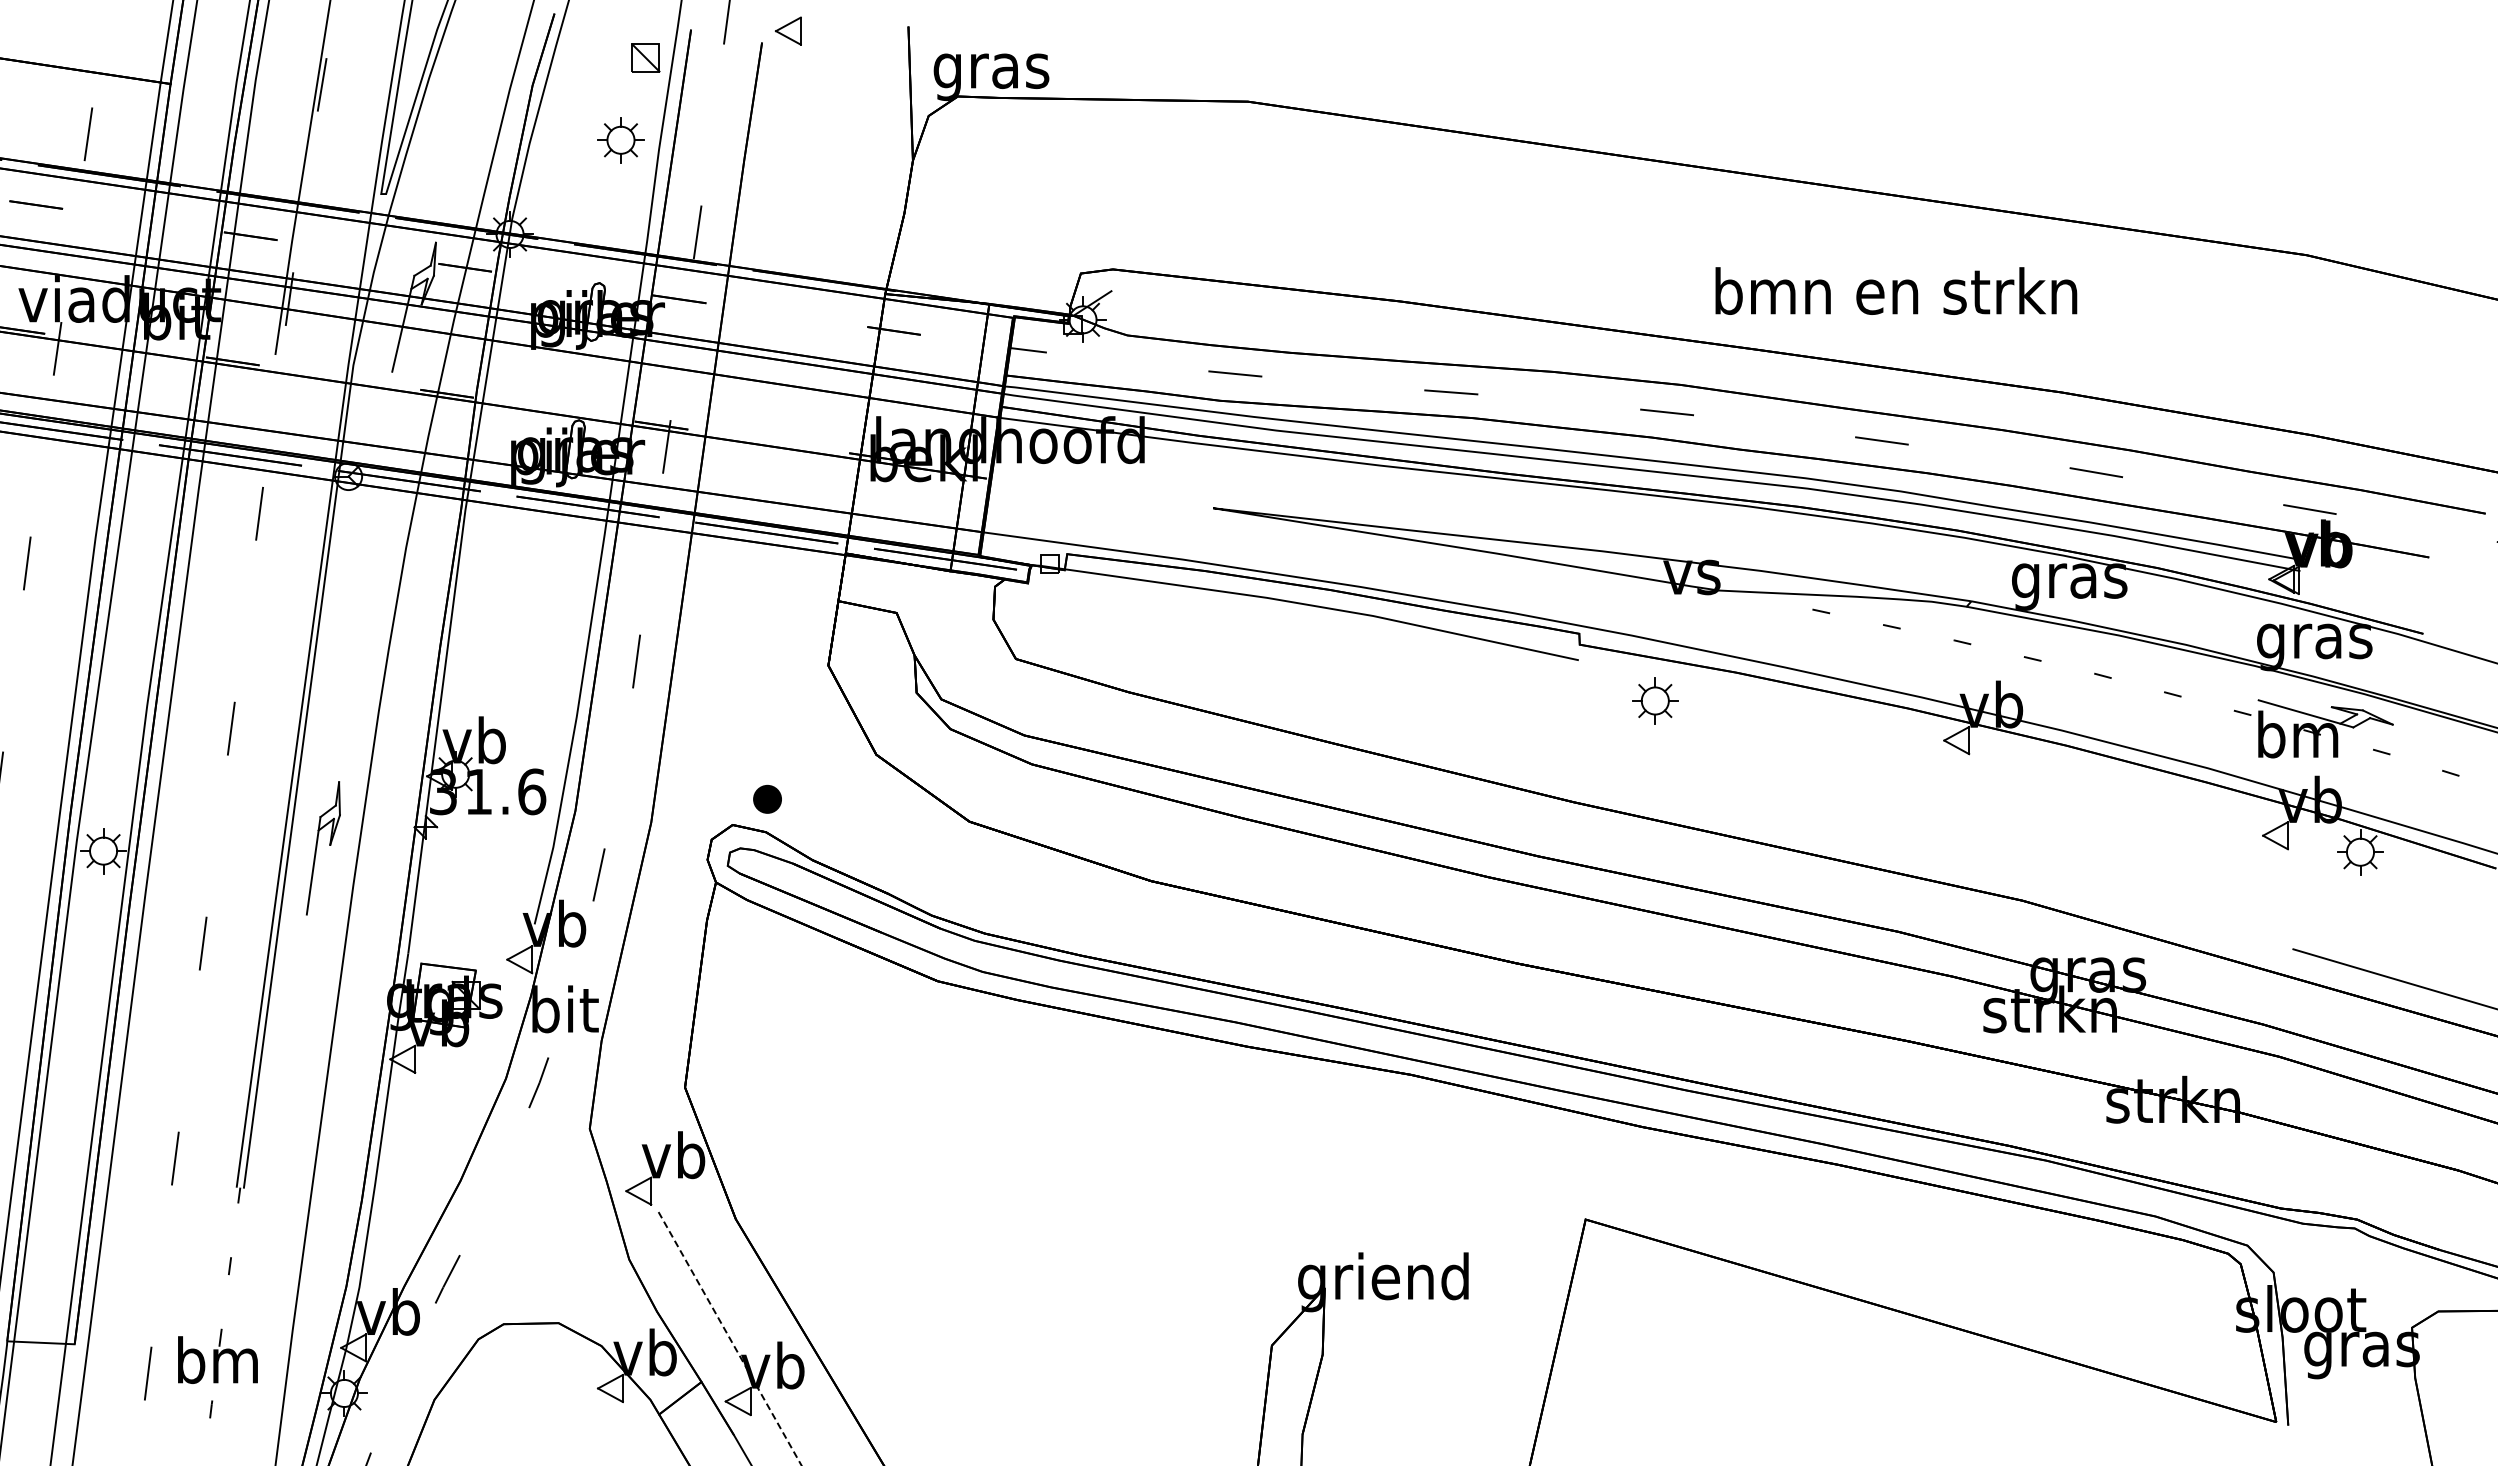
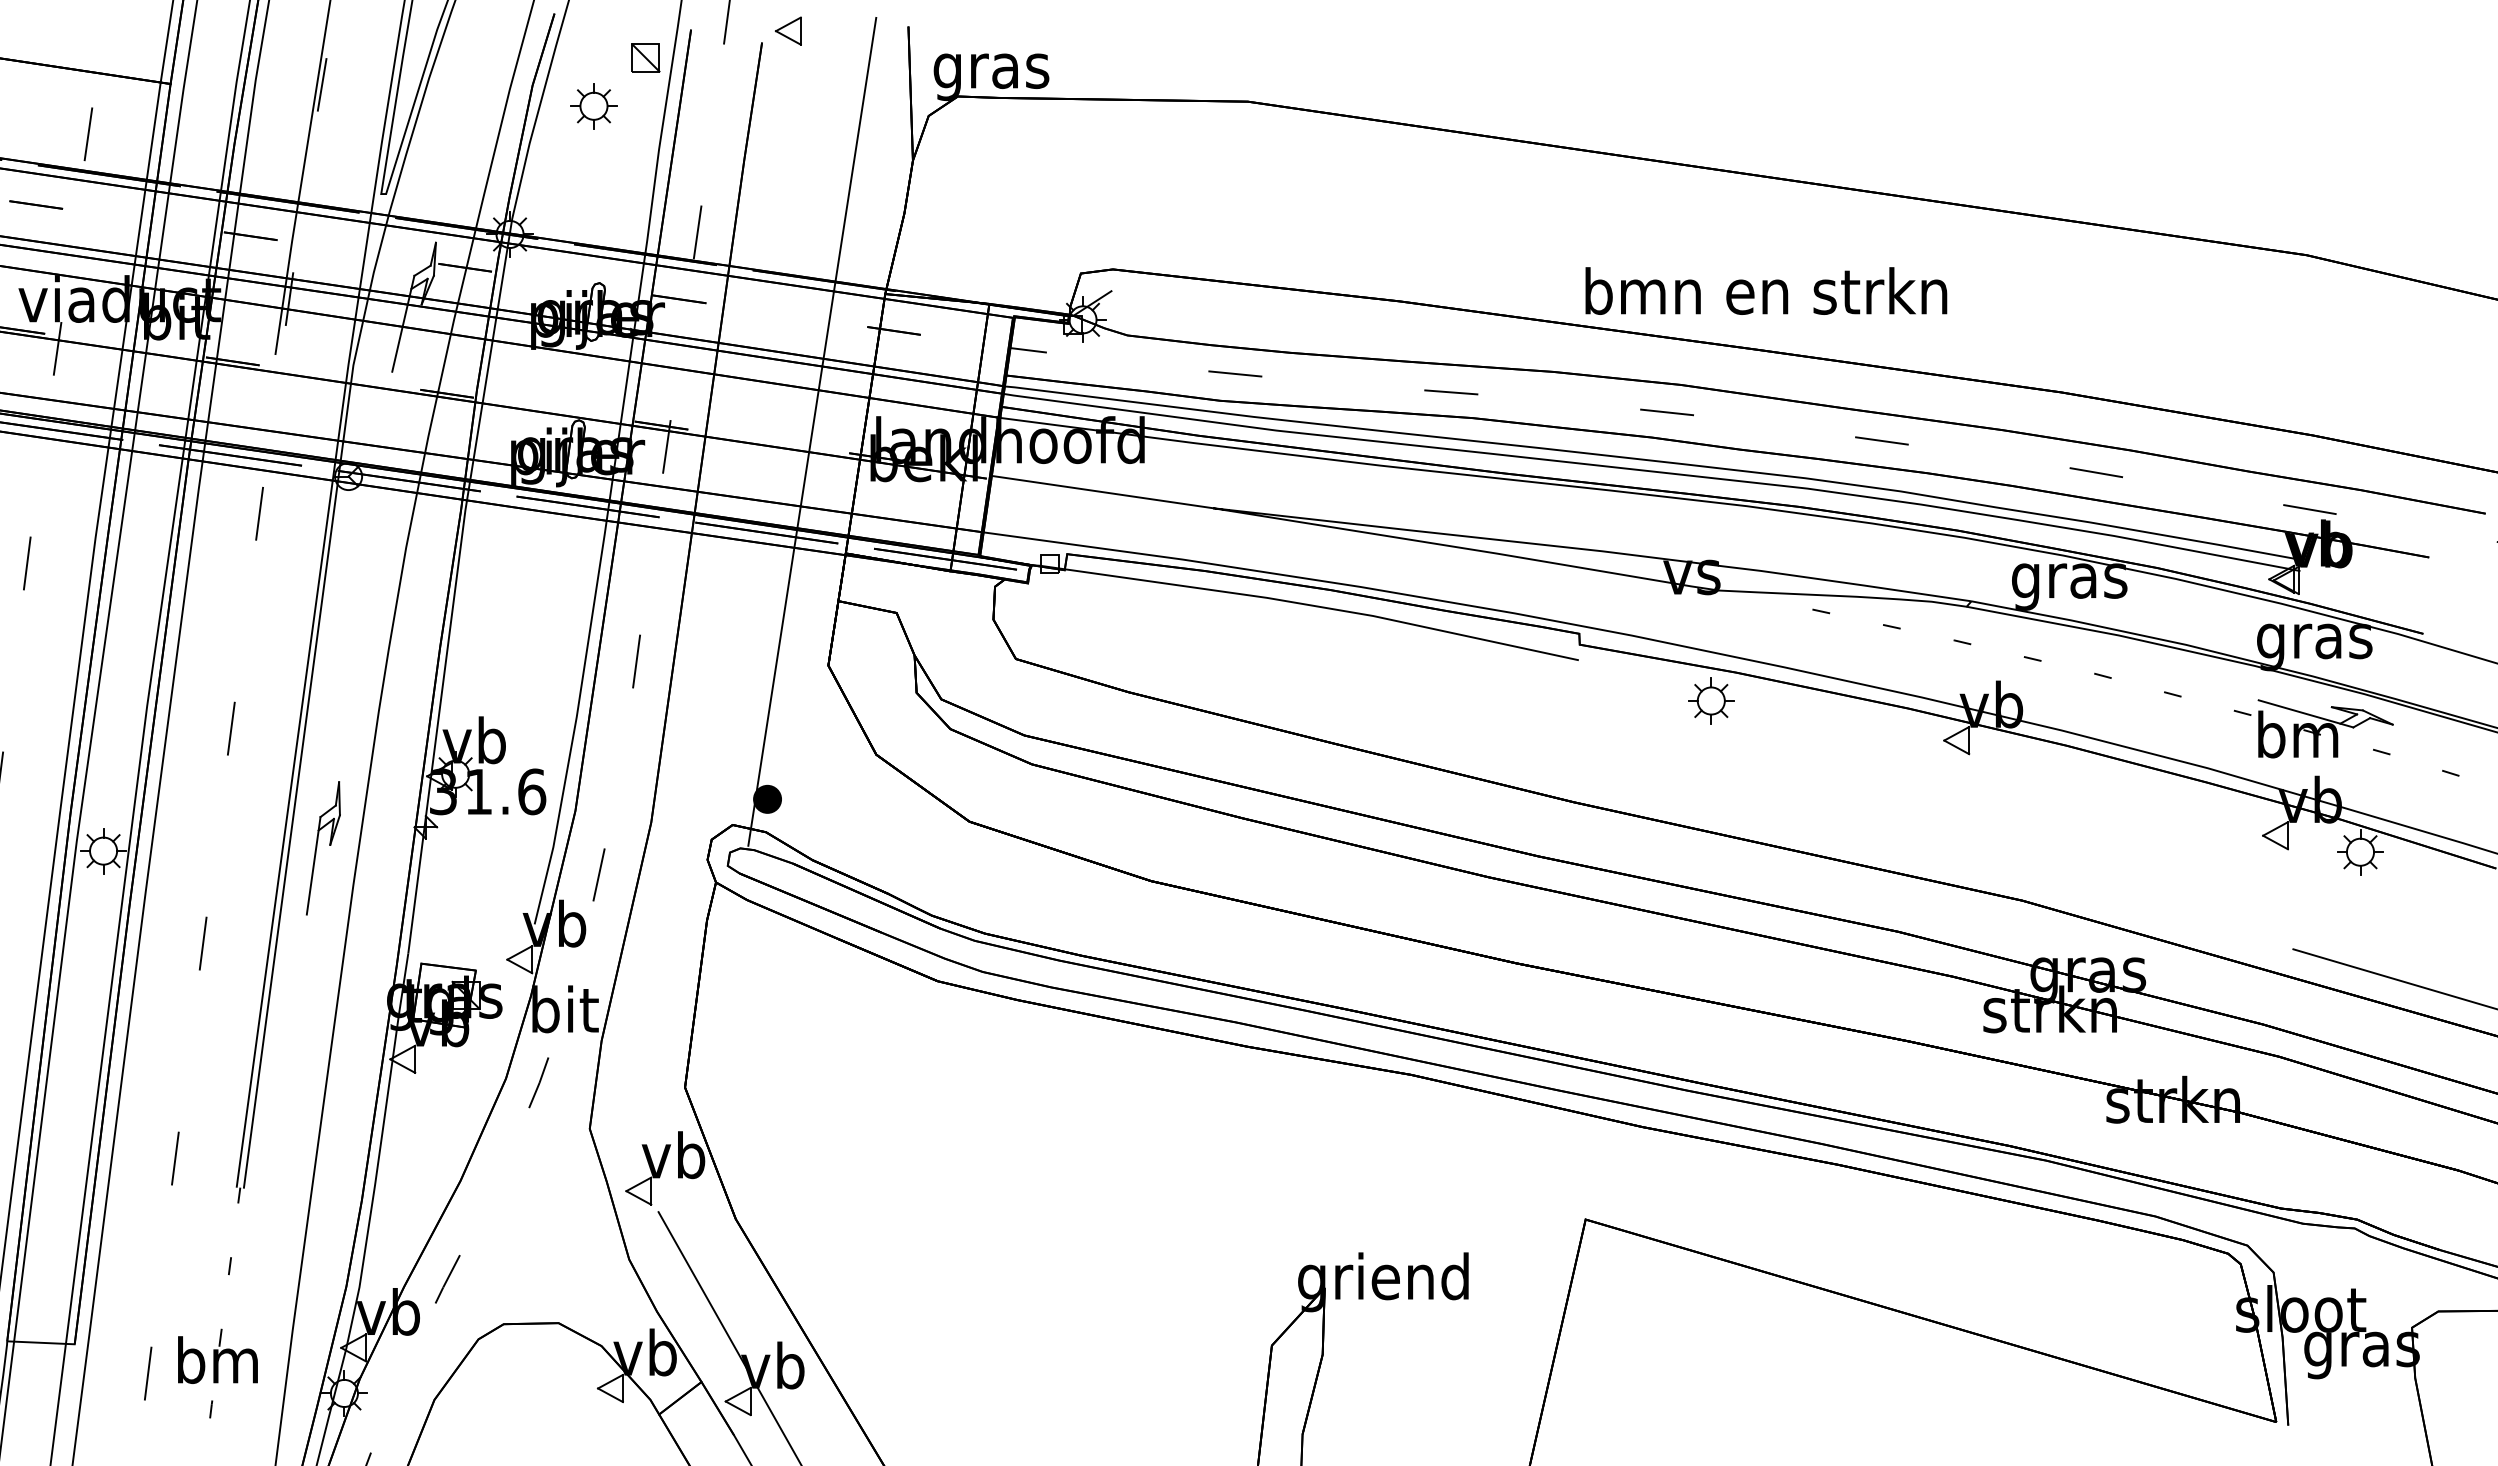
part position: (620, 140) -> (593, 106) (593, 106)
text position: (1896, 290) -> (1766, 290) (1766, 290)
line: none -> present (812, 431)
line: none -> present (1102, 491)
part position: (1655, 700) -> (1711, 700) (1711, 700)
line: dashed -> solid (730, 1339)
